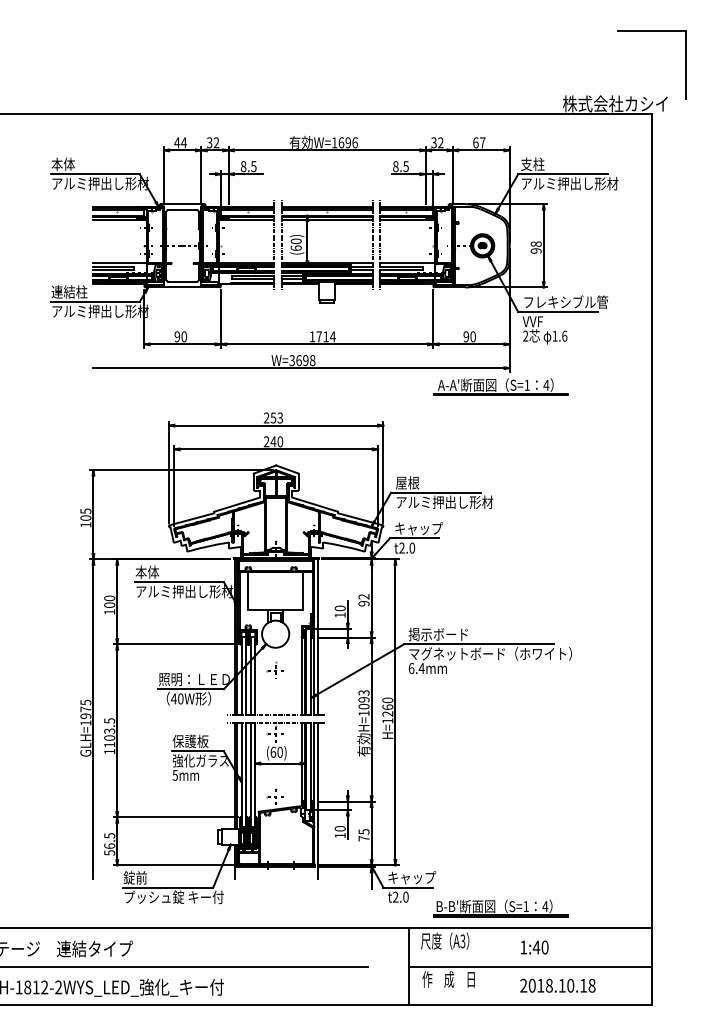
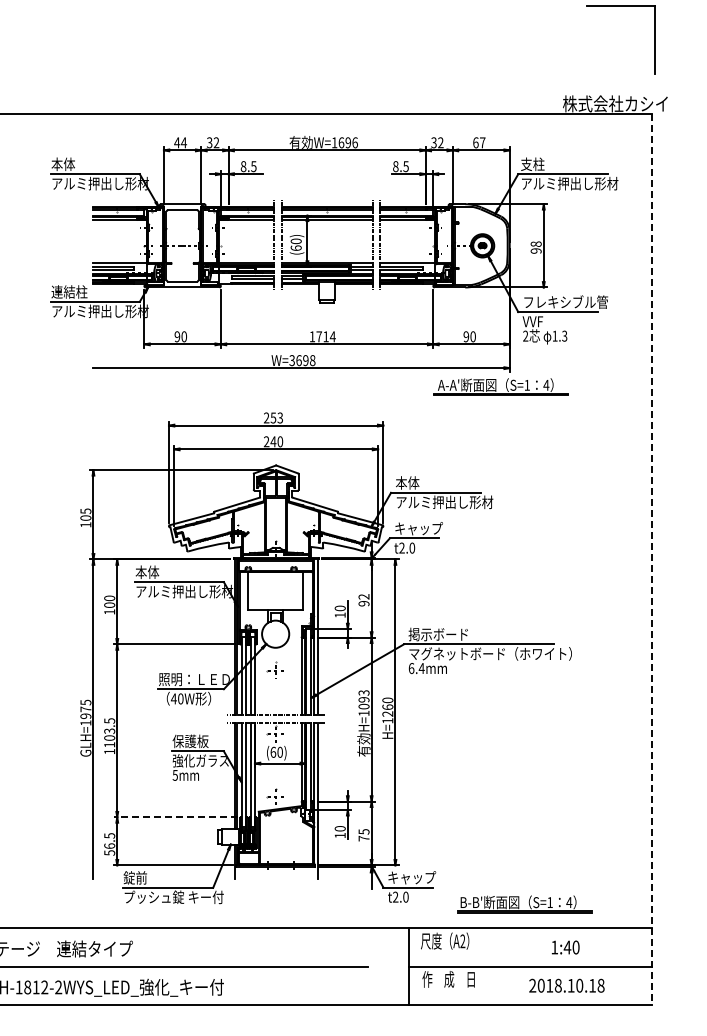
part position: (651, 31) -> (620, 6) (620, 6)
text: 1.6 -> 1.3 (564, 335)
text: 屋根 -> 本体 (407, 482)
line: solid -> dashed (651, 560)
line: solid -> dashed (175, 817)
part position: (500, 908) -> (524, 904) (524, 904)
text: A3 -> A2 (462, 941)
text position: (534, 947) -> (565, 947) (565, 947)
text position: (557, 985) -> (566, 985) (566, 985)
